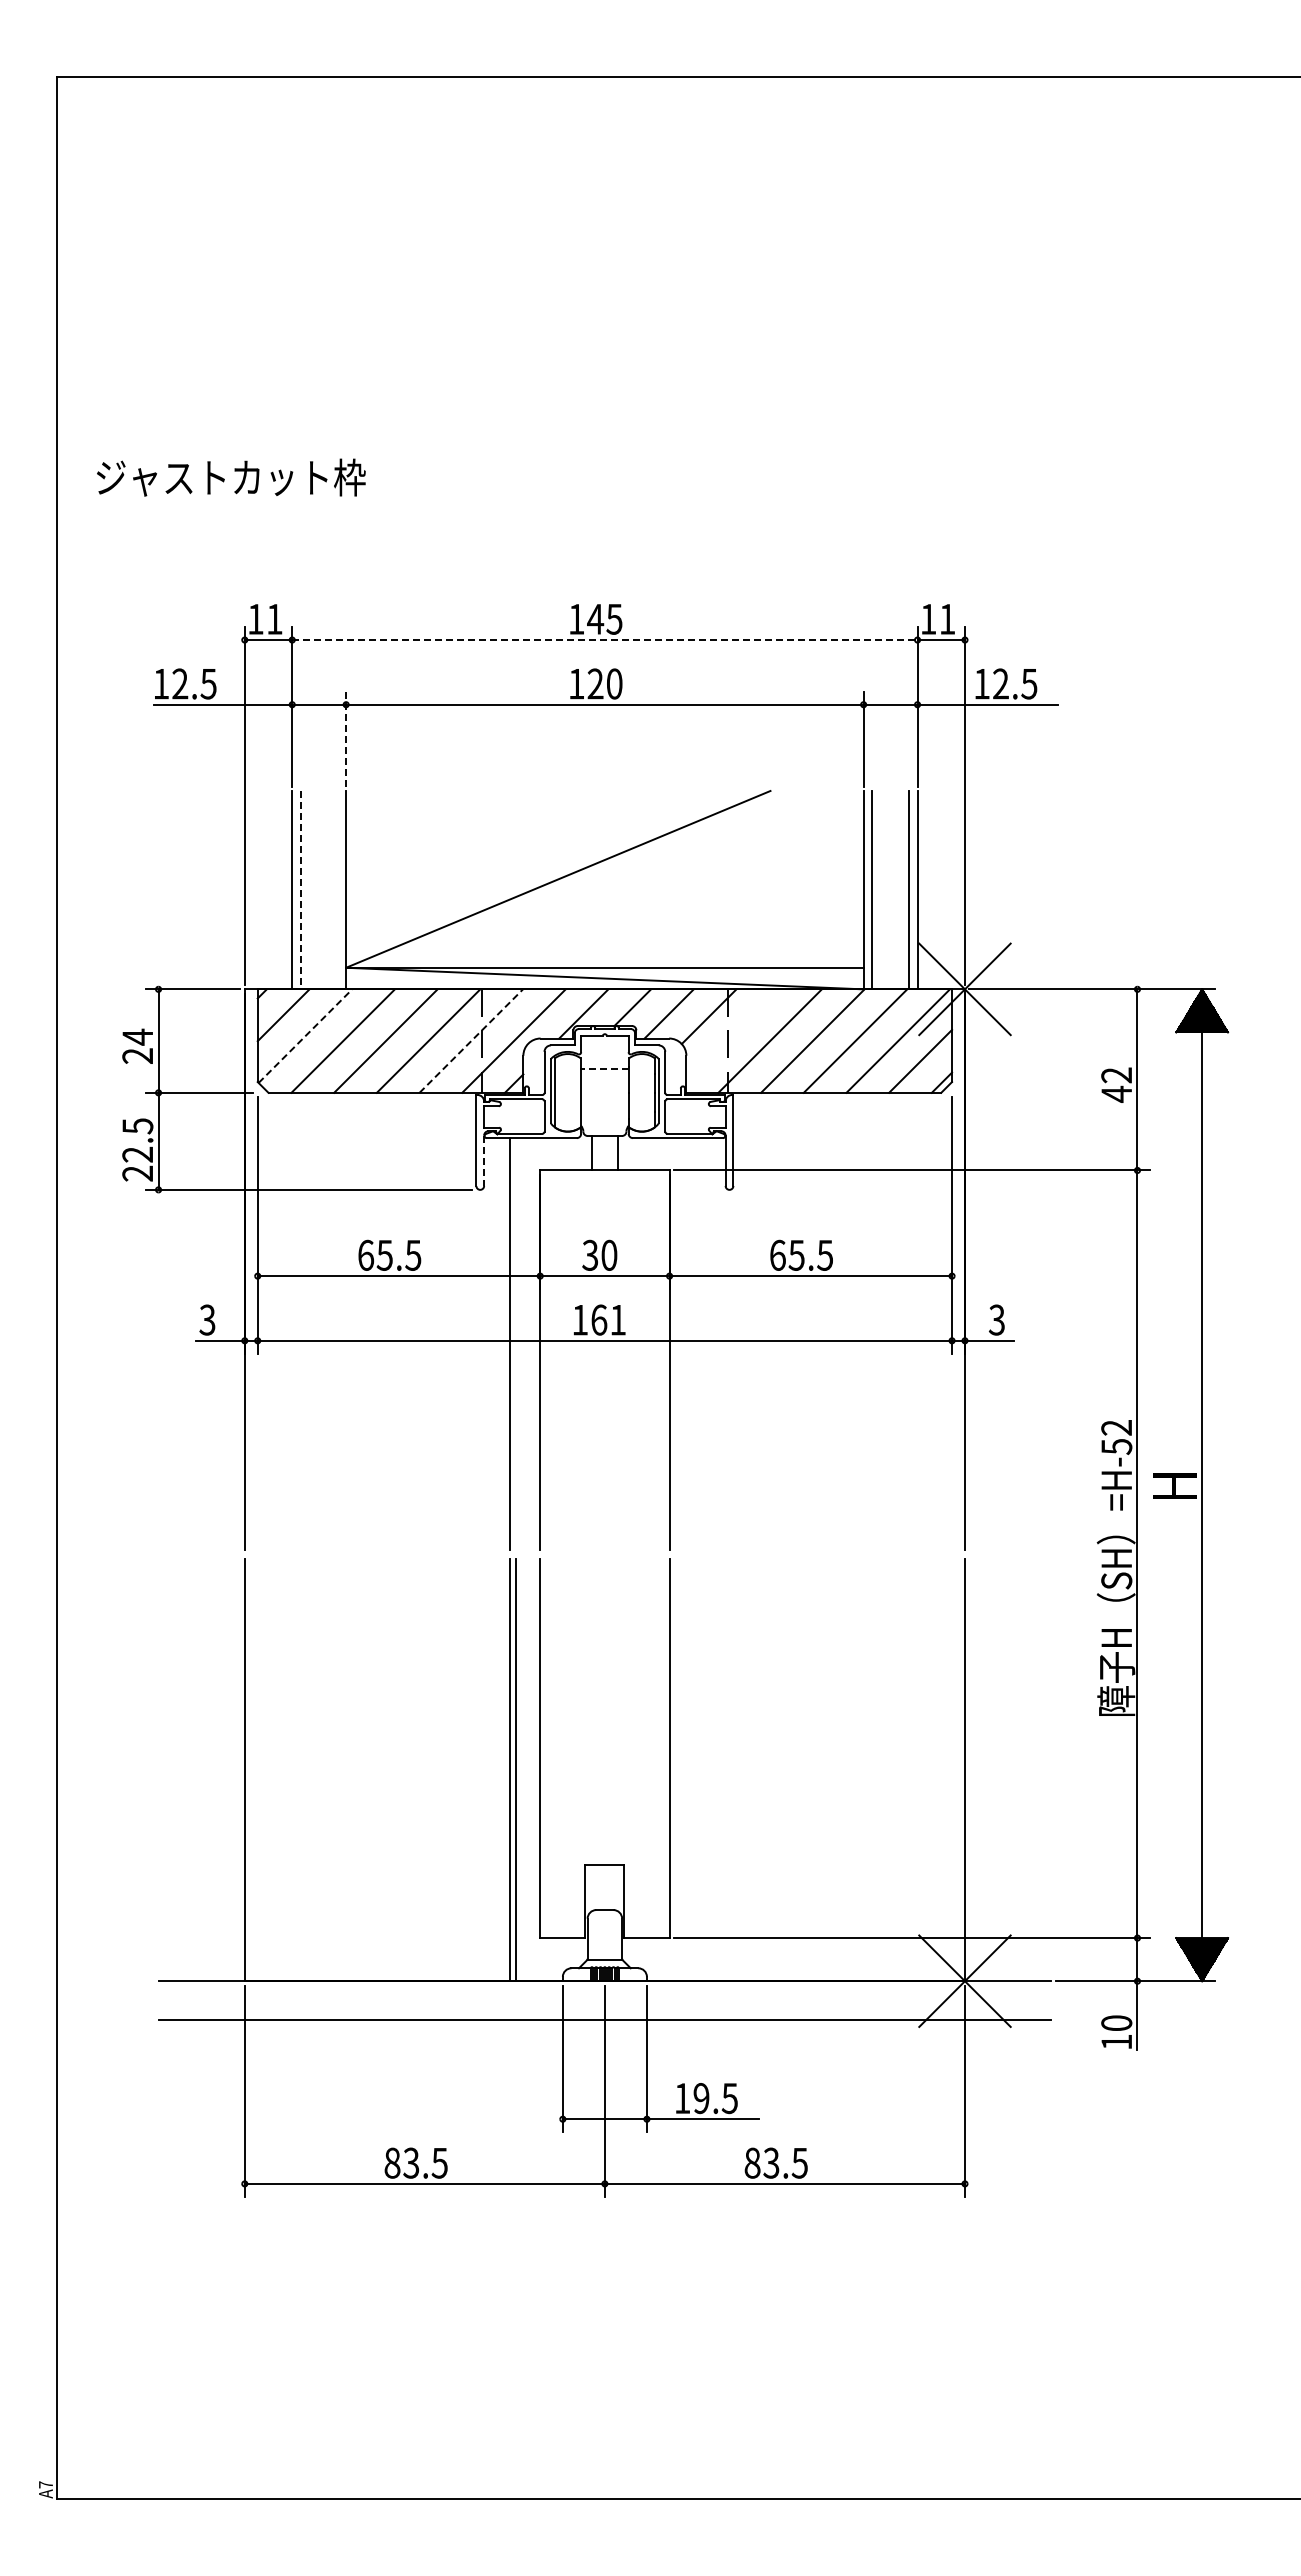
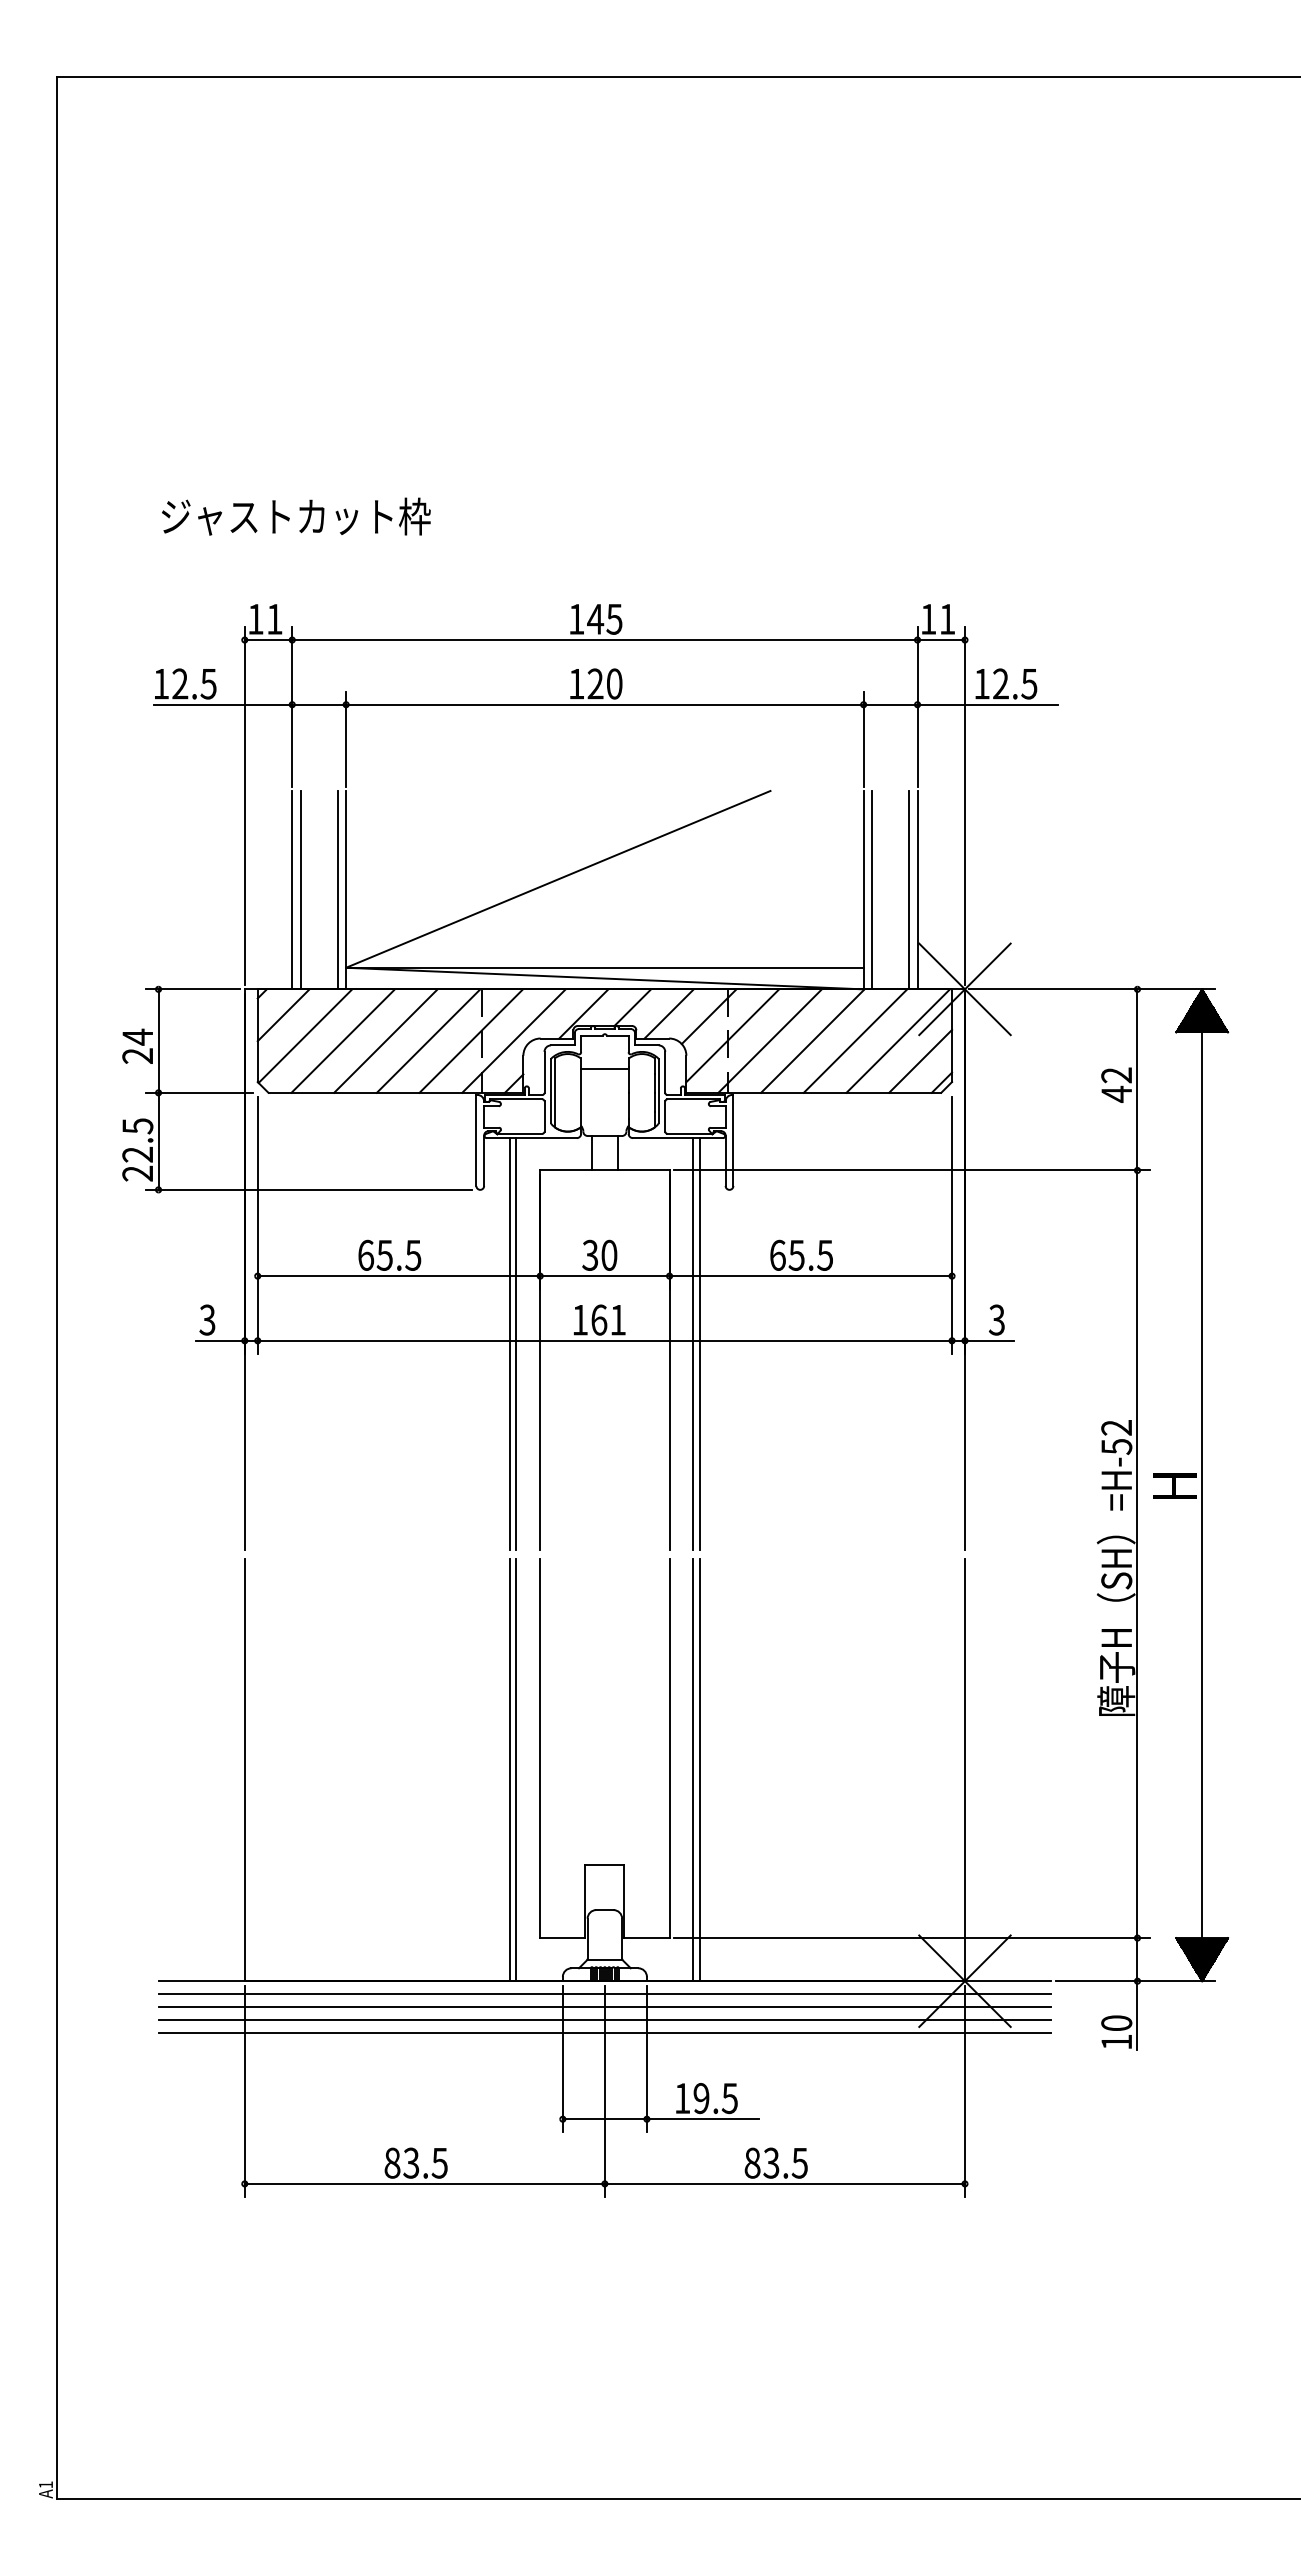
text position: (231, 477) -> (296, 516) (296, 516)
line: dashed -> solid (604, 640)
line: dashed -> solid (346, 738)
line: none -> present (337, 889)
line: dashed -> solid (300, 890)
line: dashed -> solid (305, 1035)
line: none -> present (732, 1035)
line: dashed -> solid (471, 1040)
line: dashed -> solid (604, 1069)
line: dashed -> solid (484, 1161)
line: none -> present (516, 1343)
line: none -> present (693, 1343)
line: none -> present (699, 1343)
line: none -> present (693, 1769)
line: none -> present (699, 1769)
line: none -> present (604, 1994)
line: none -> present (604, 2007)
line: none -> present (604, 2032)
text: A7 -> A1 (45, 2484)
